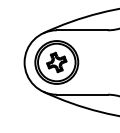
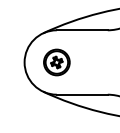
part size: 46x45 px -> 28x29 px (56, 62)
